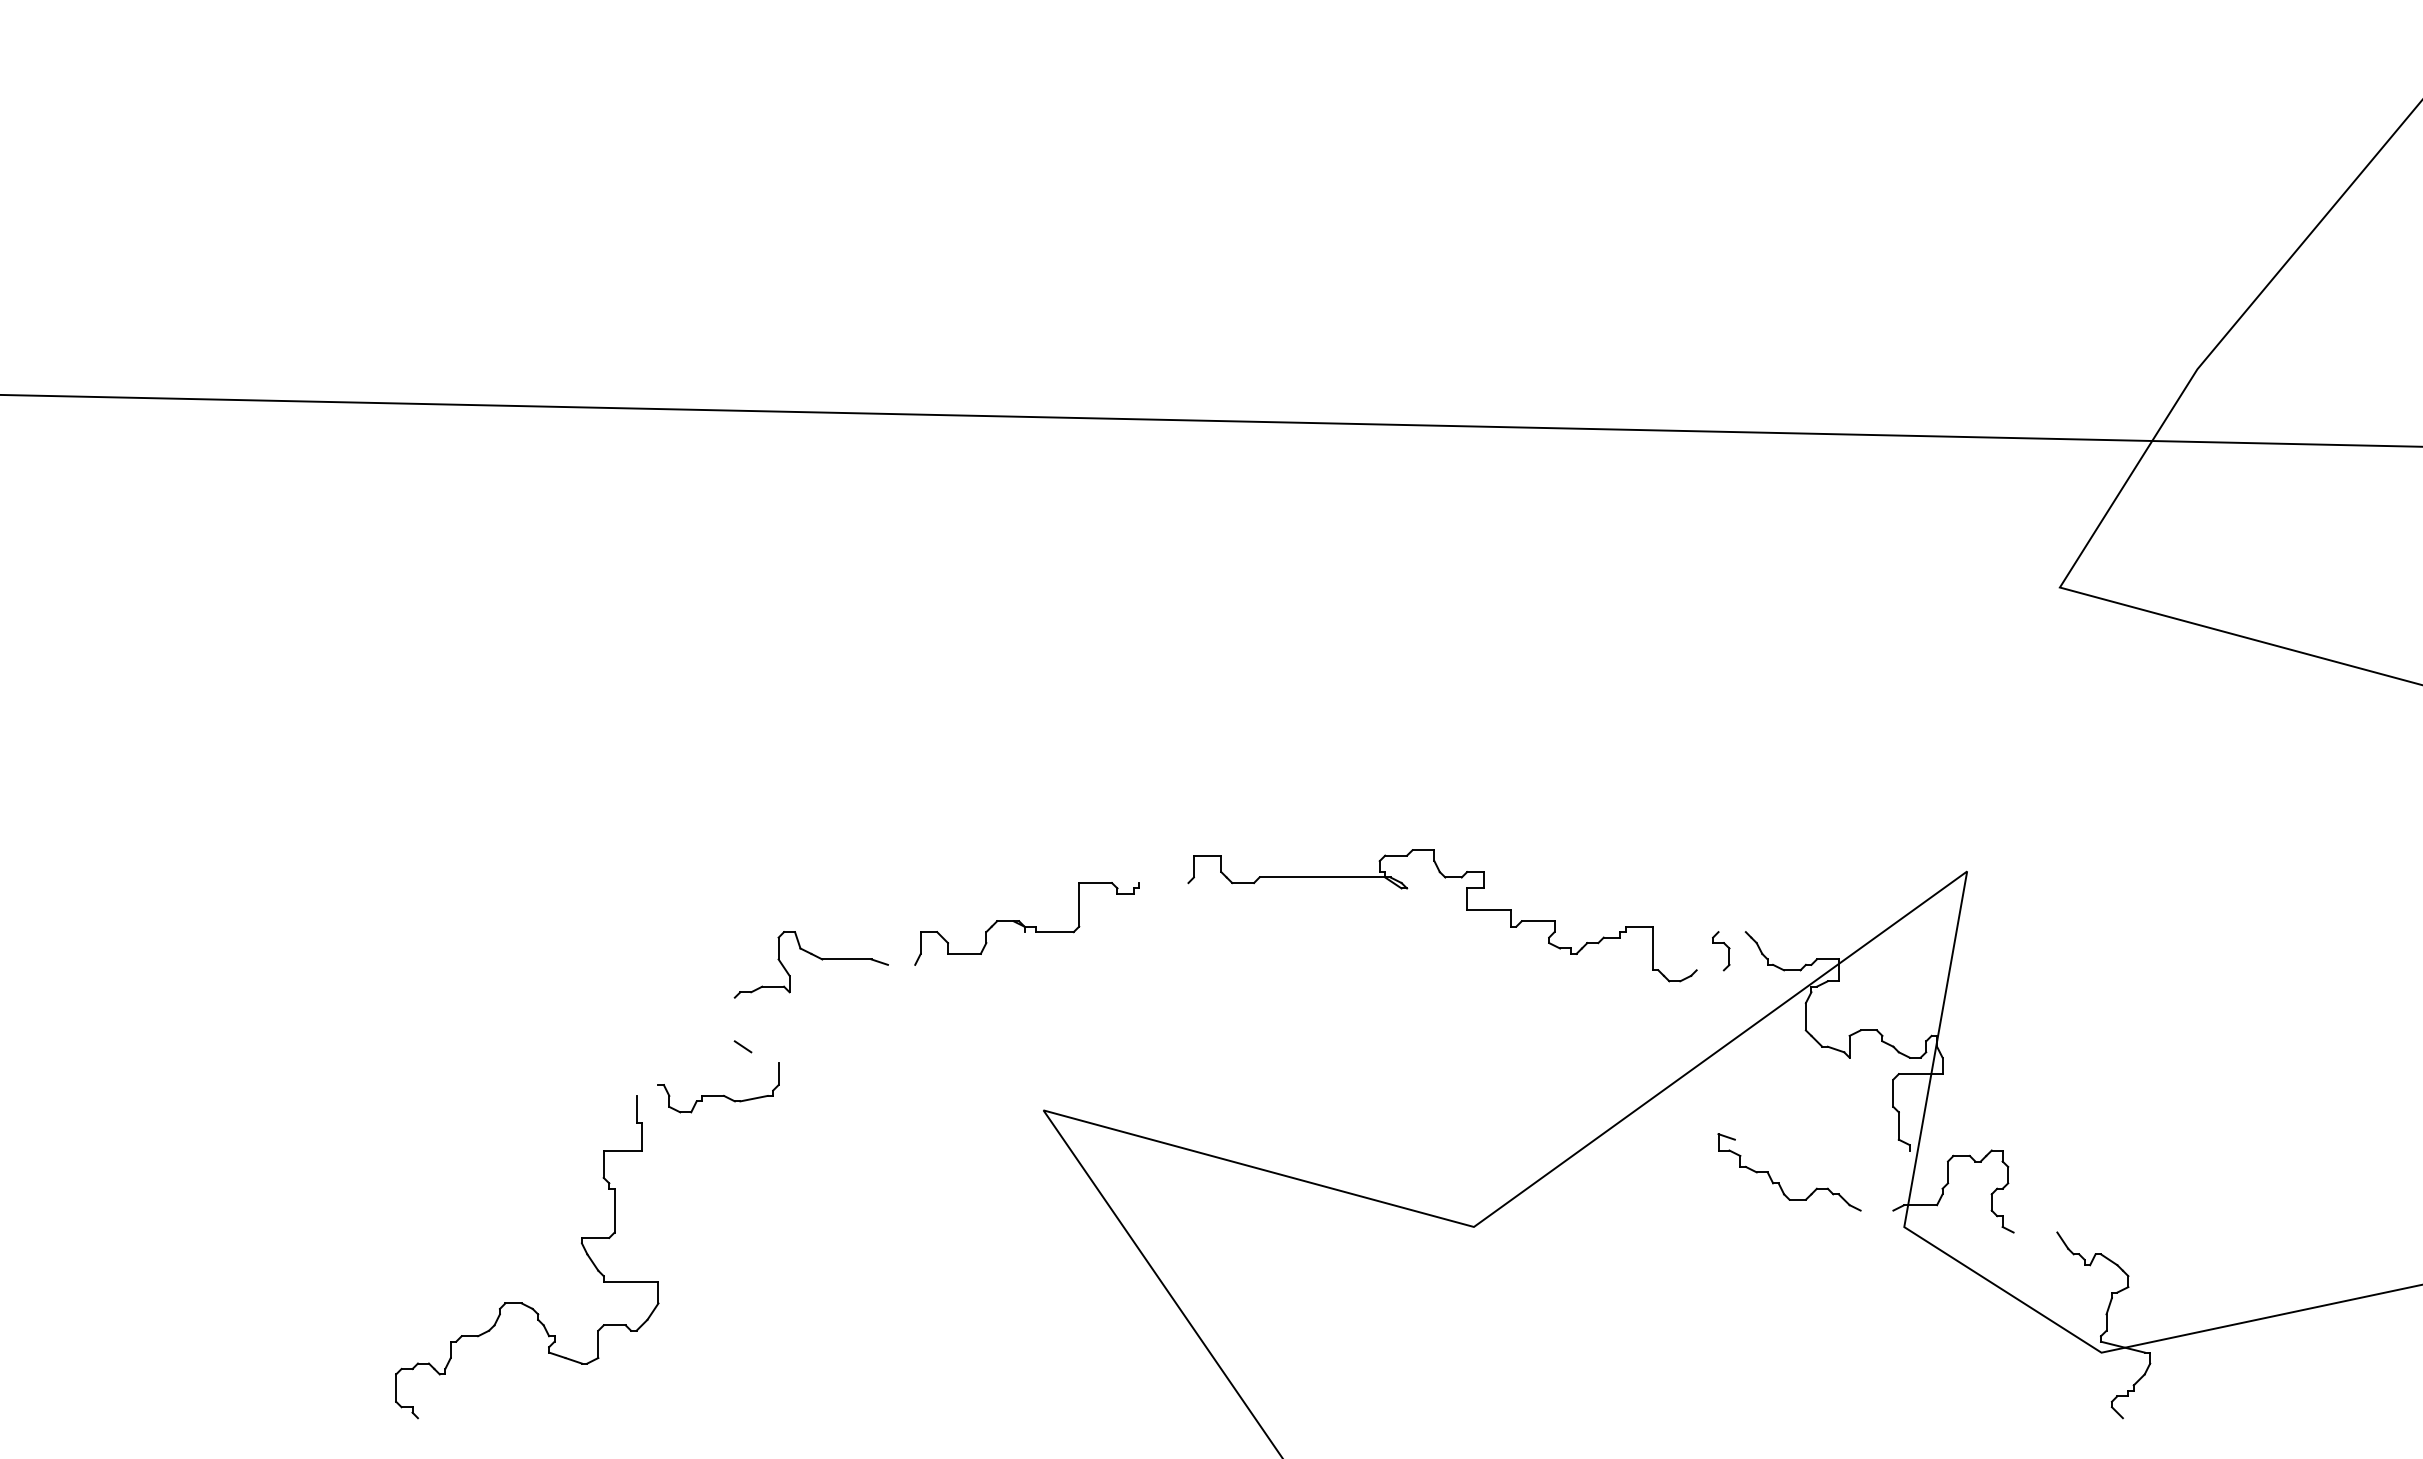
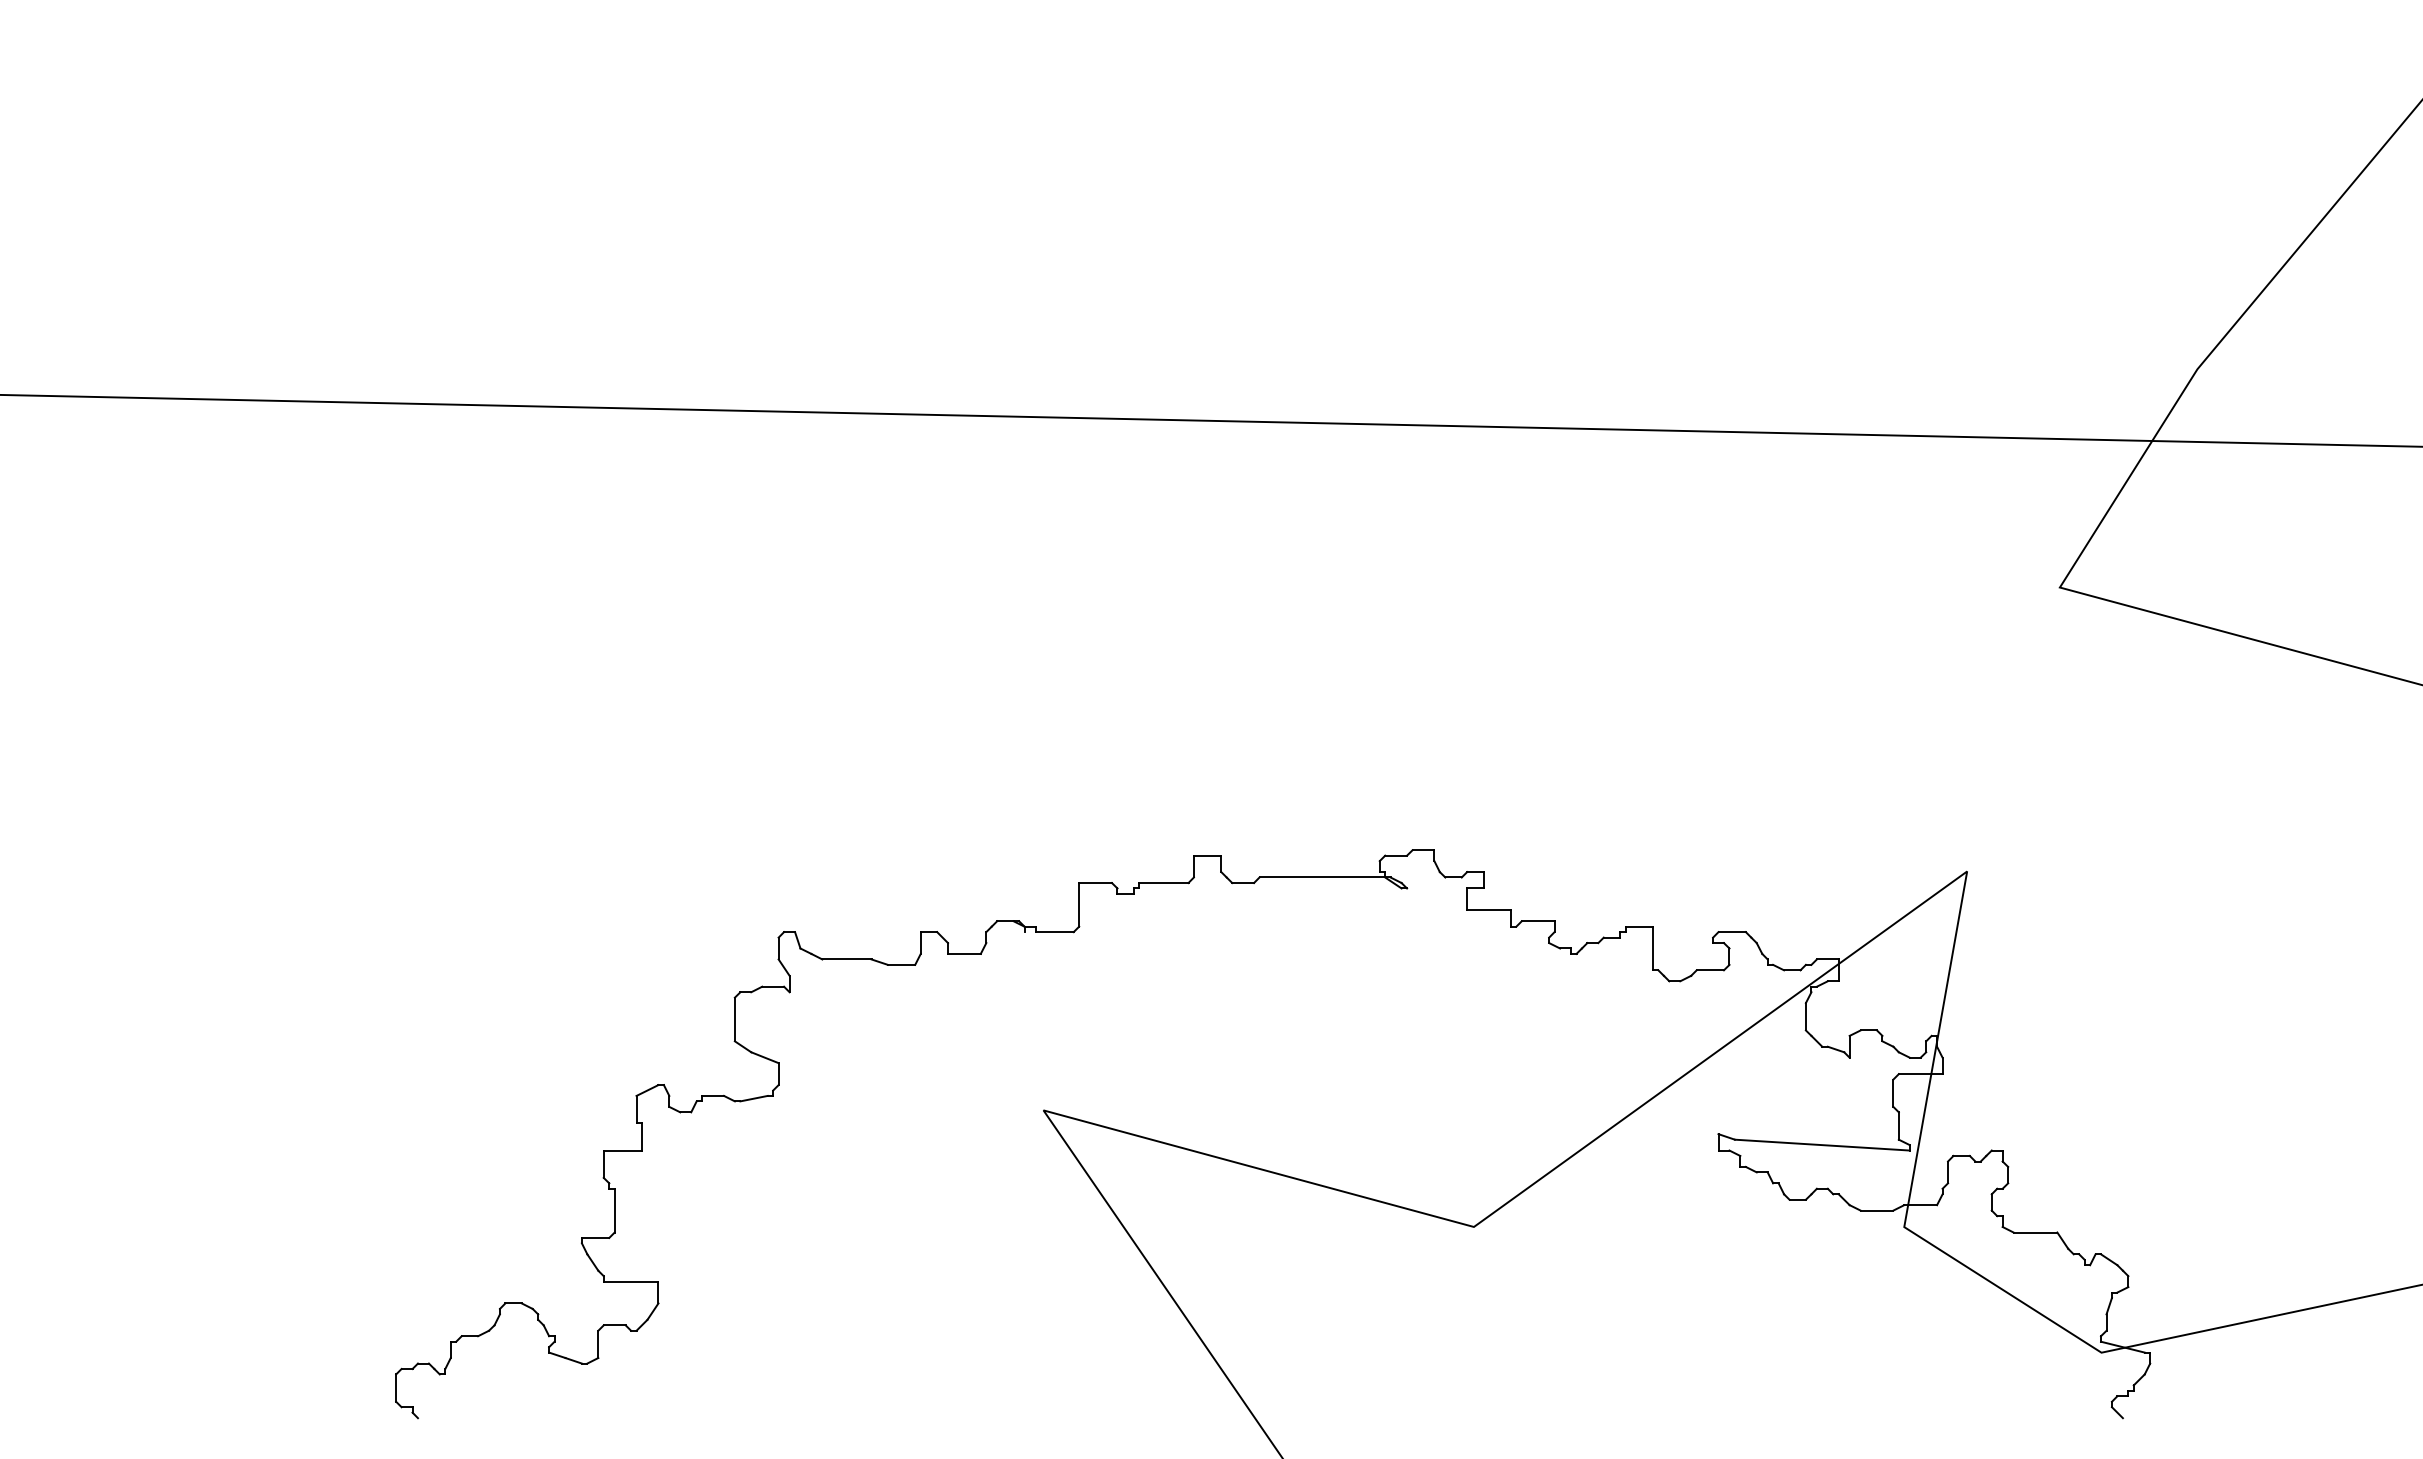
line: none -> present (1163, 883)
line: none -> present (1731, 932)
line: none -> present (901, 964)
line: none -> present (1709, 970)
line: none -> present (734, 1019)
line: none -> present (764, 1057)
line: none -> present (647, 1090)
line: none -> present (1821, 1144)
line: none -> present (1876, 1210)
line: none -> present (2035, 1232)
